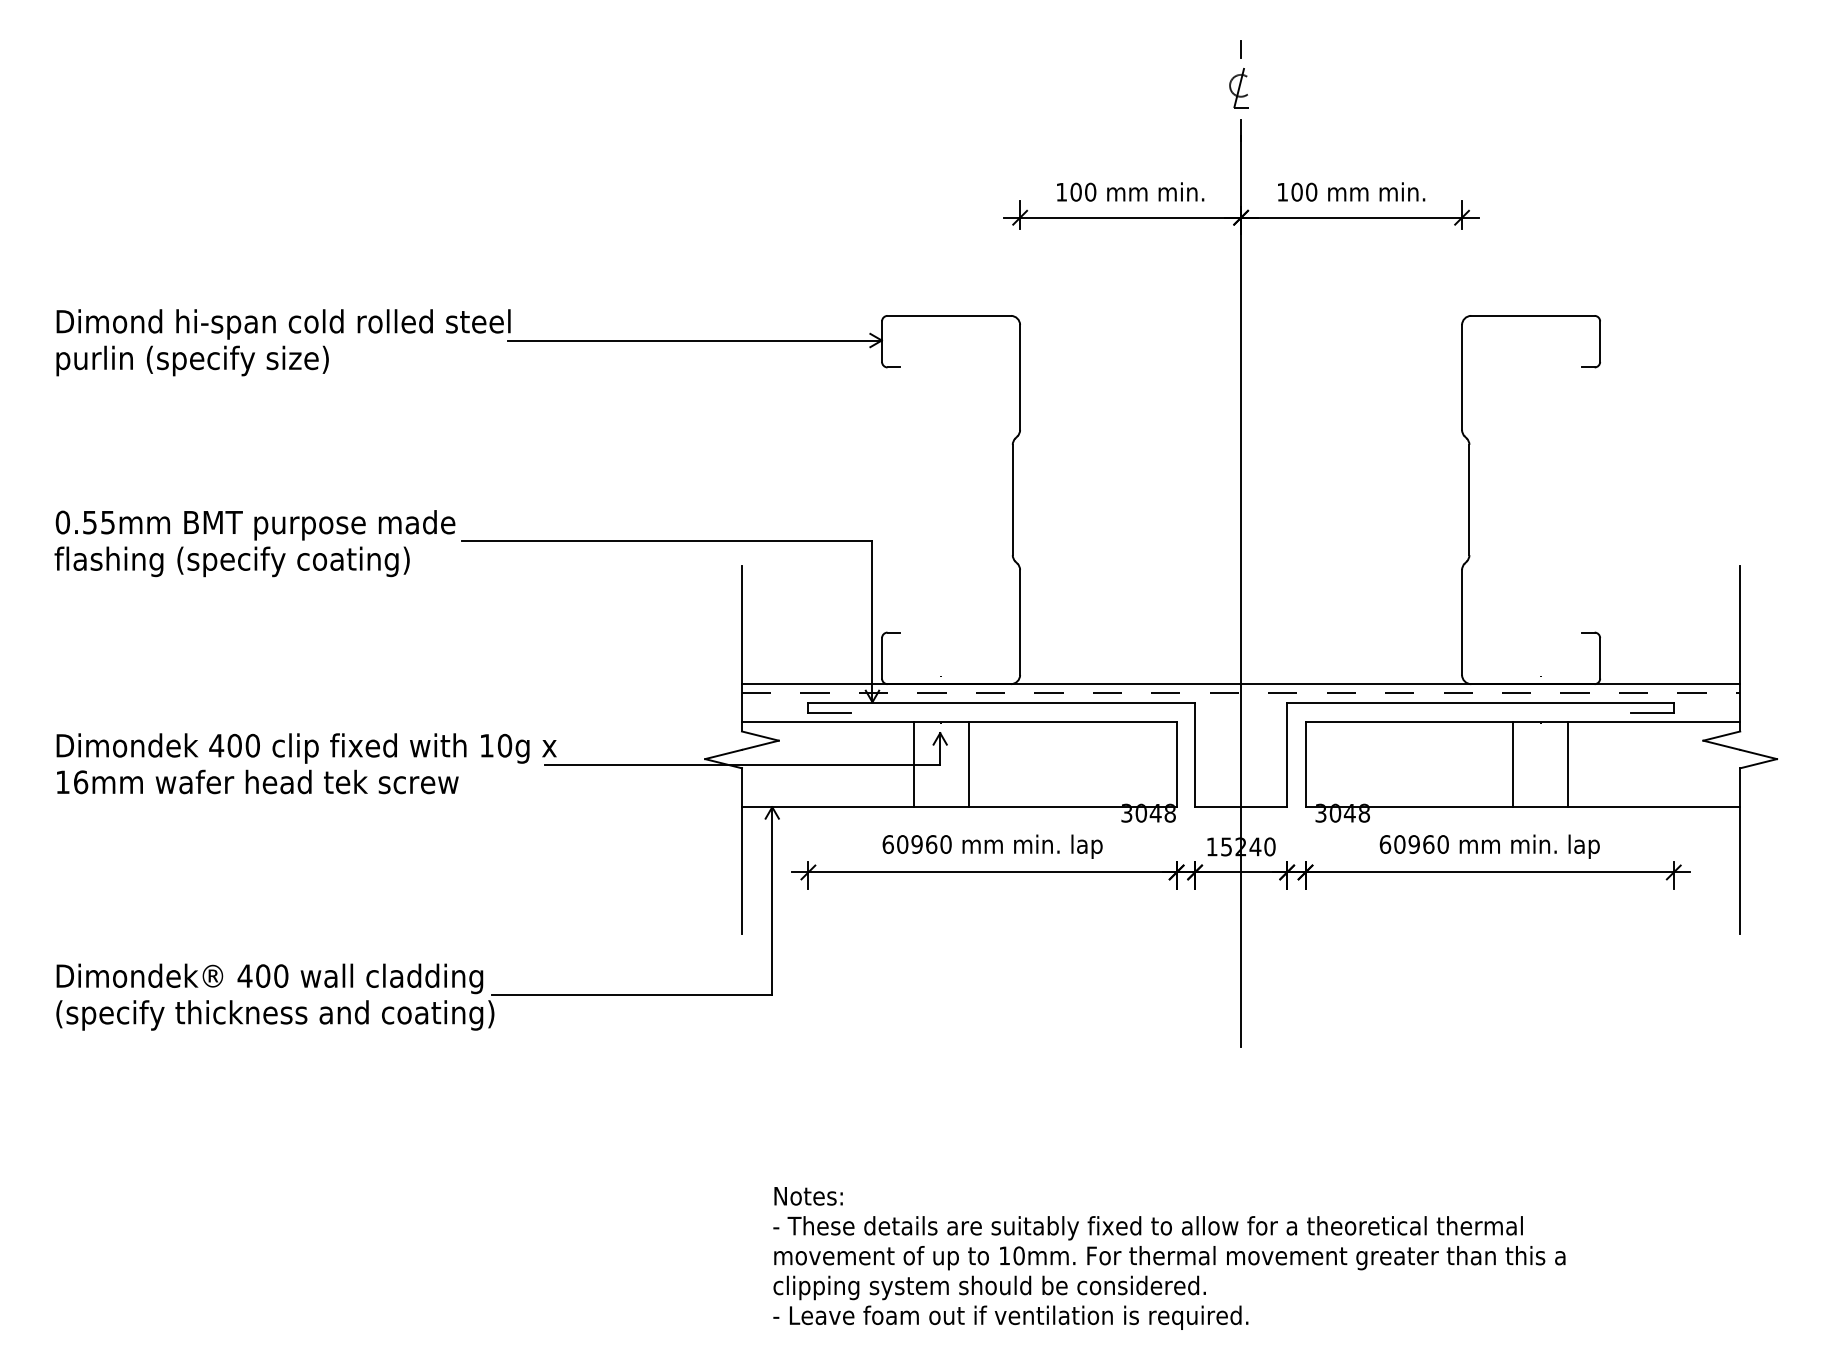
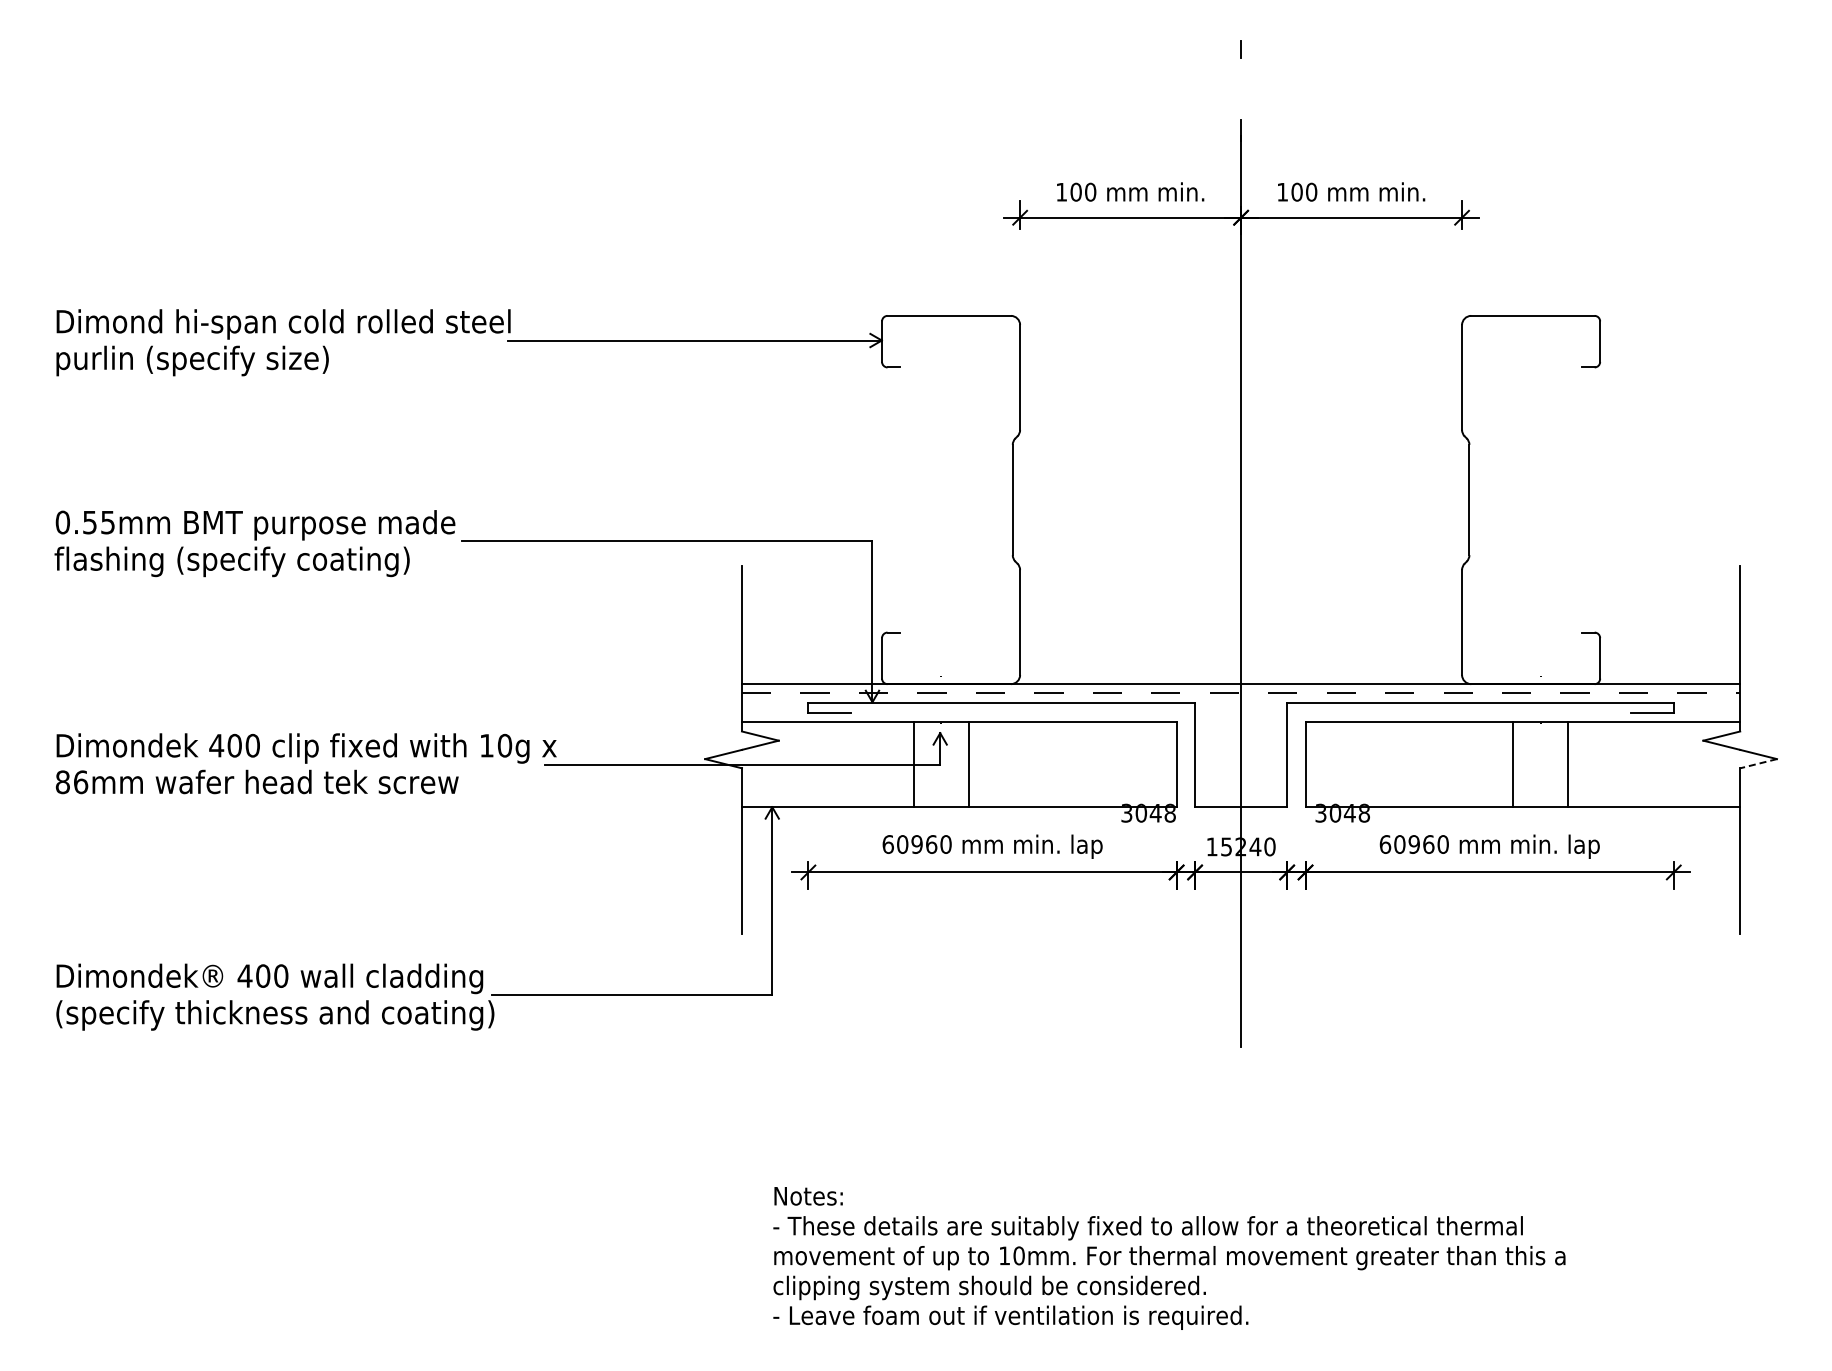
part: present -> none (1238, 88)
line: solid -> dashed (1758, 763)
text: 16mm -> 86mm (62, 782)
